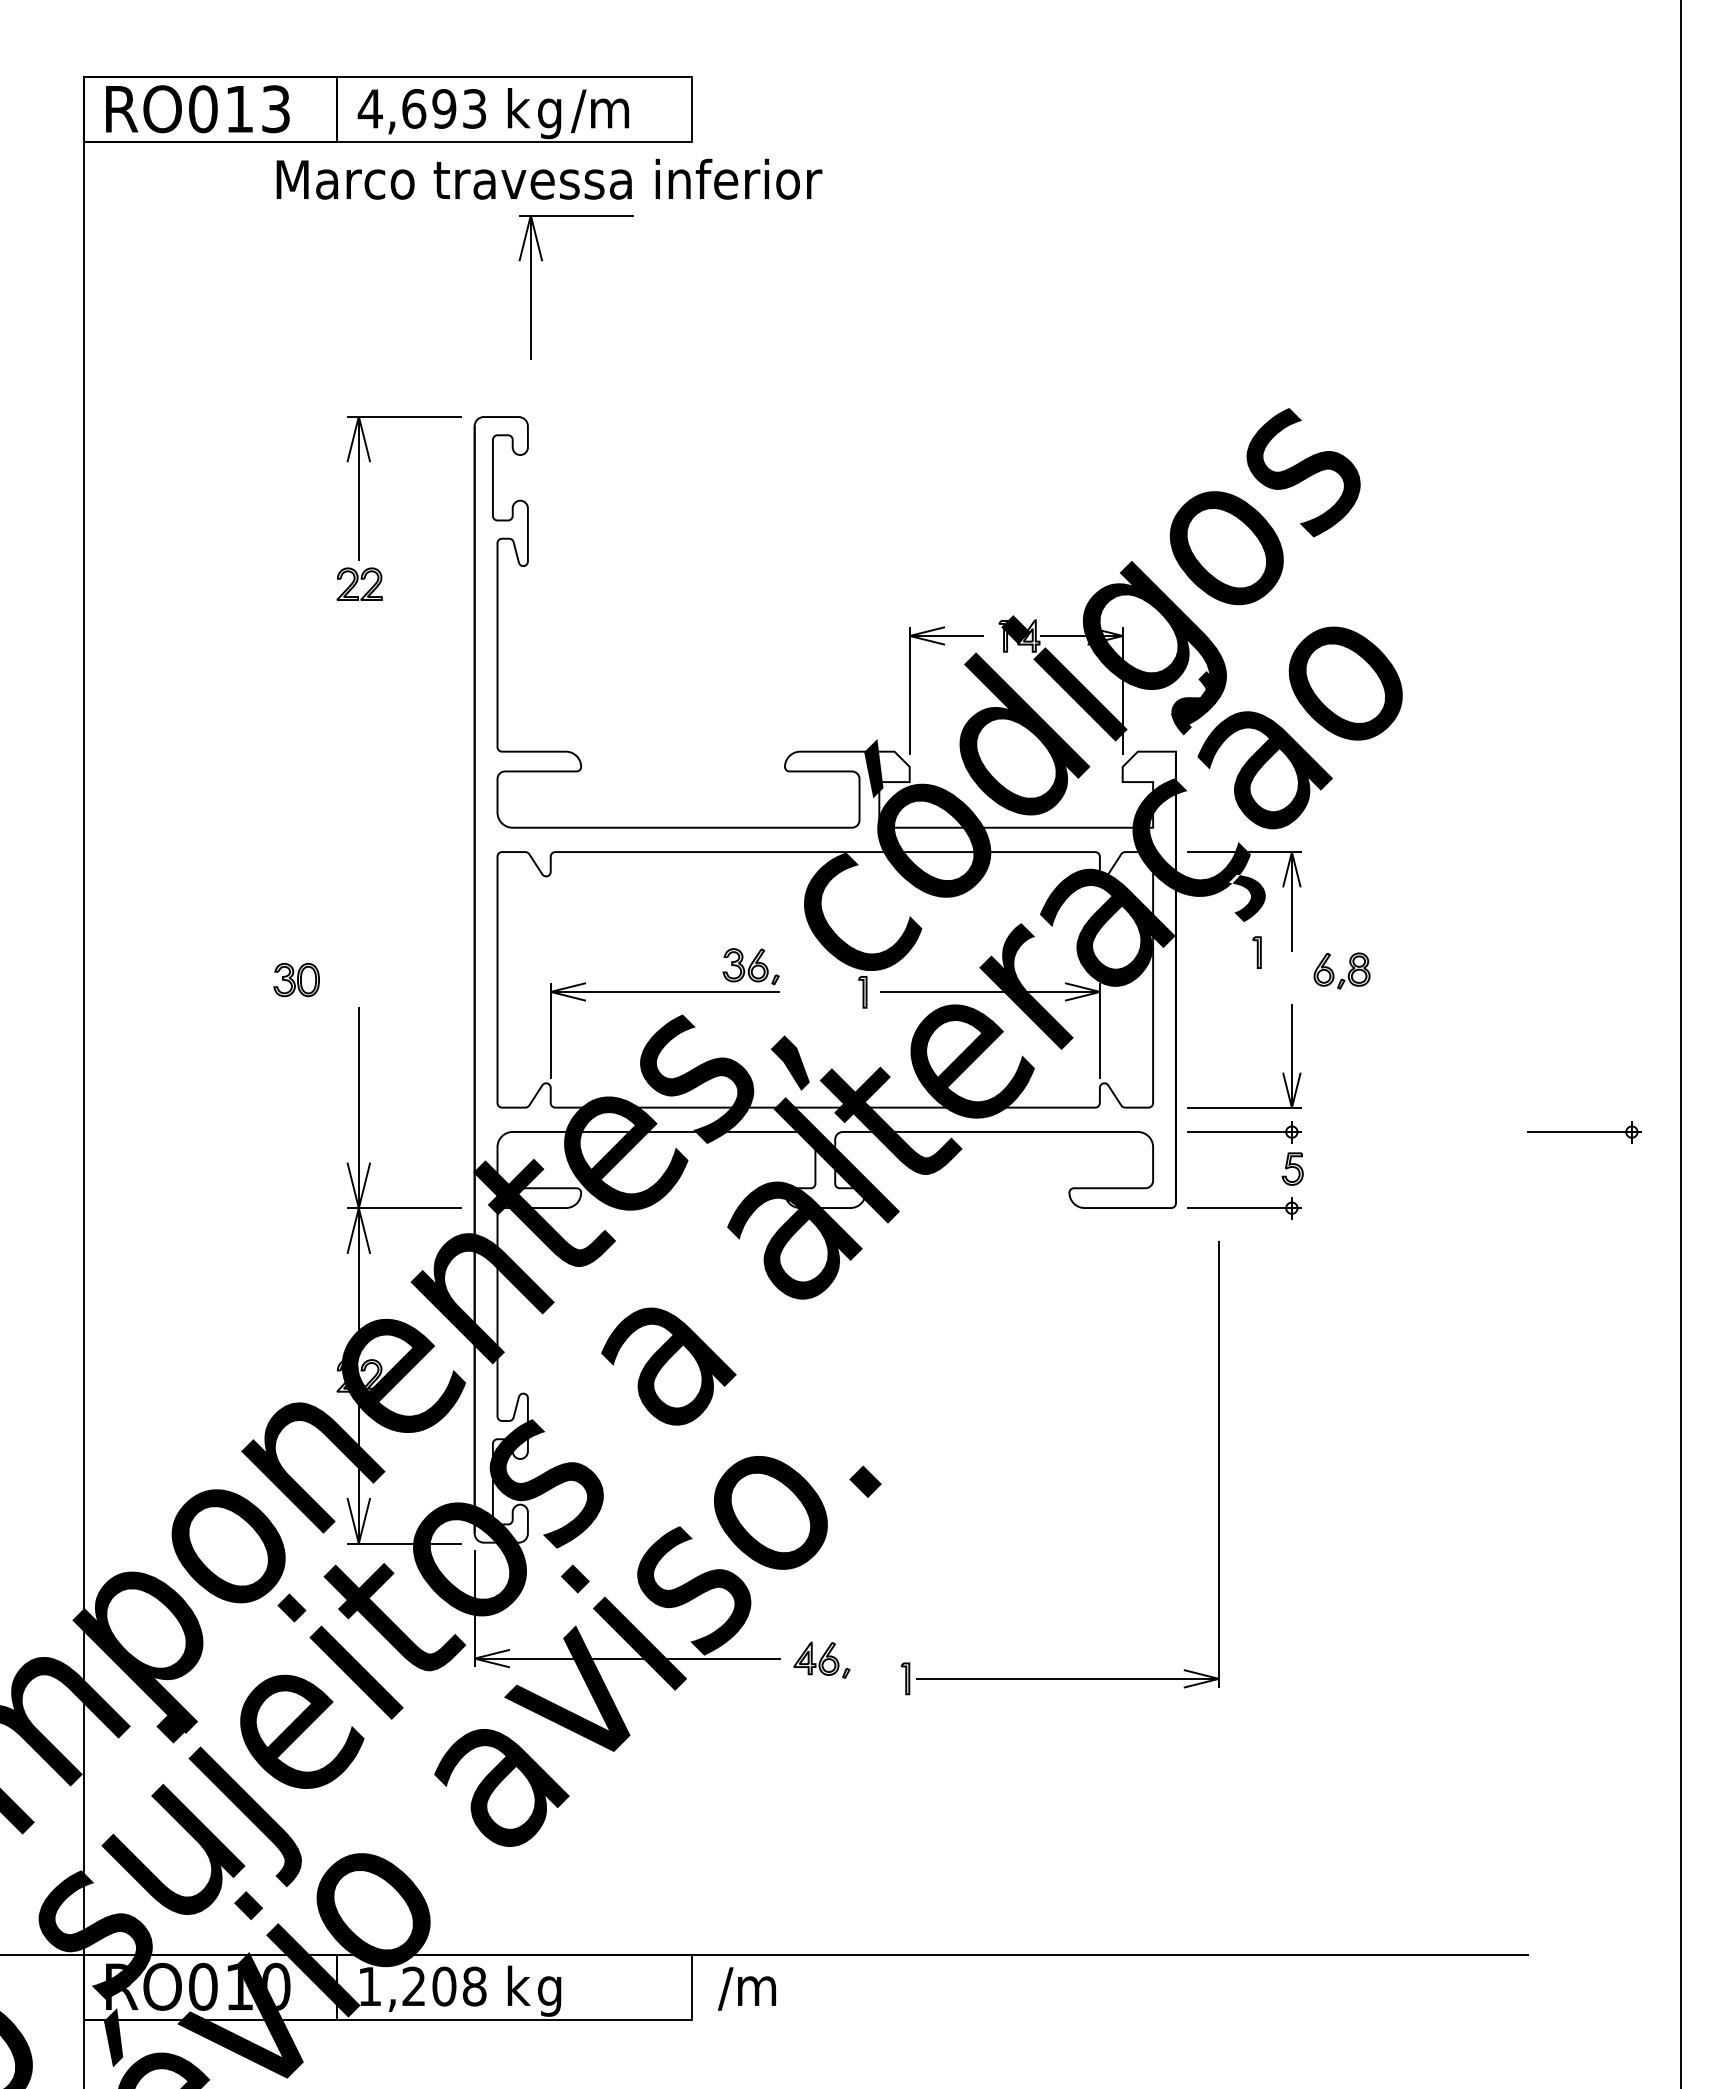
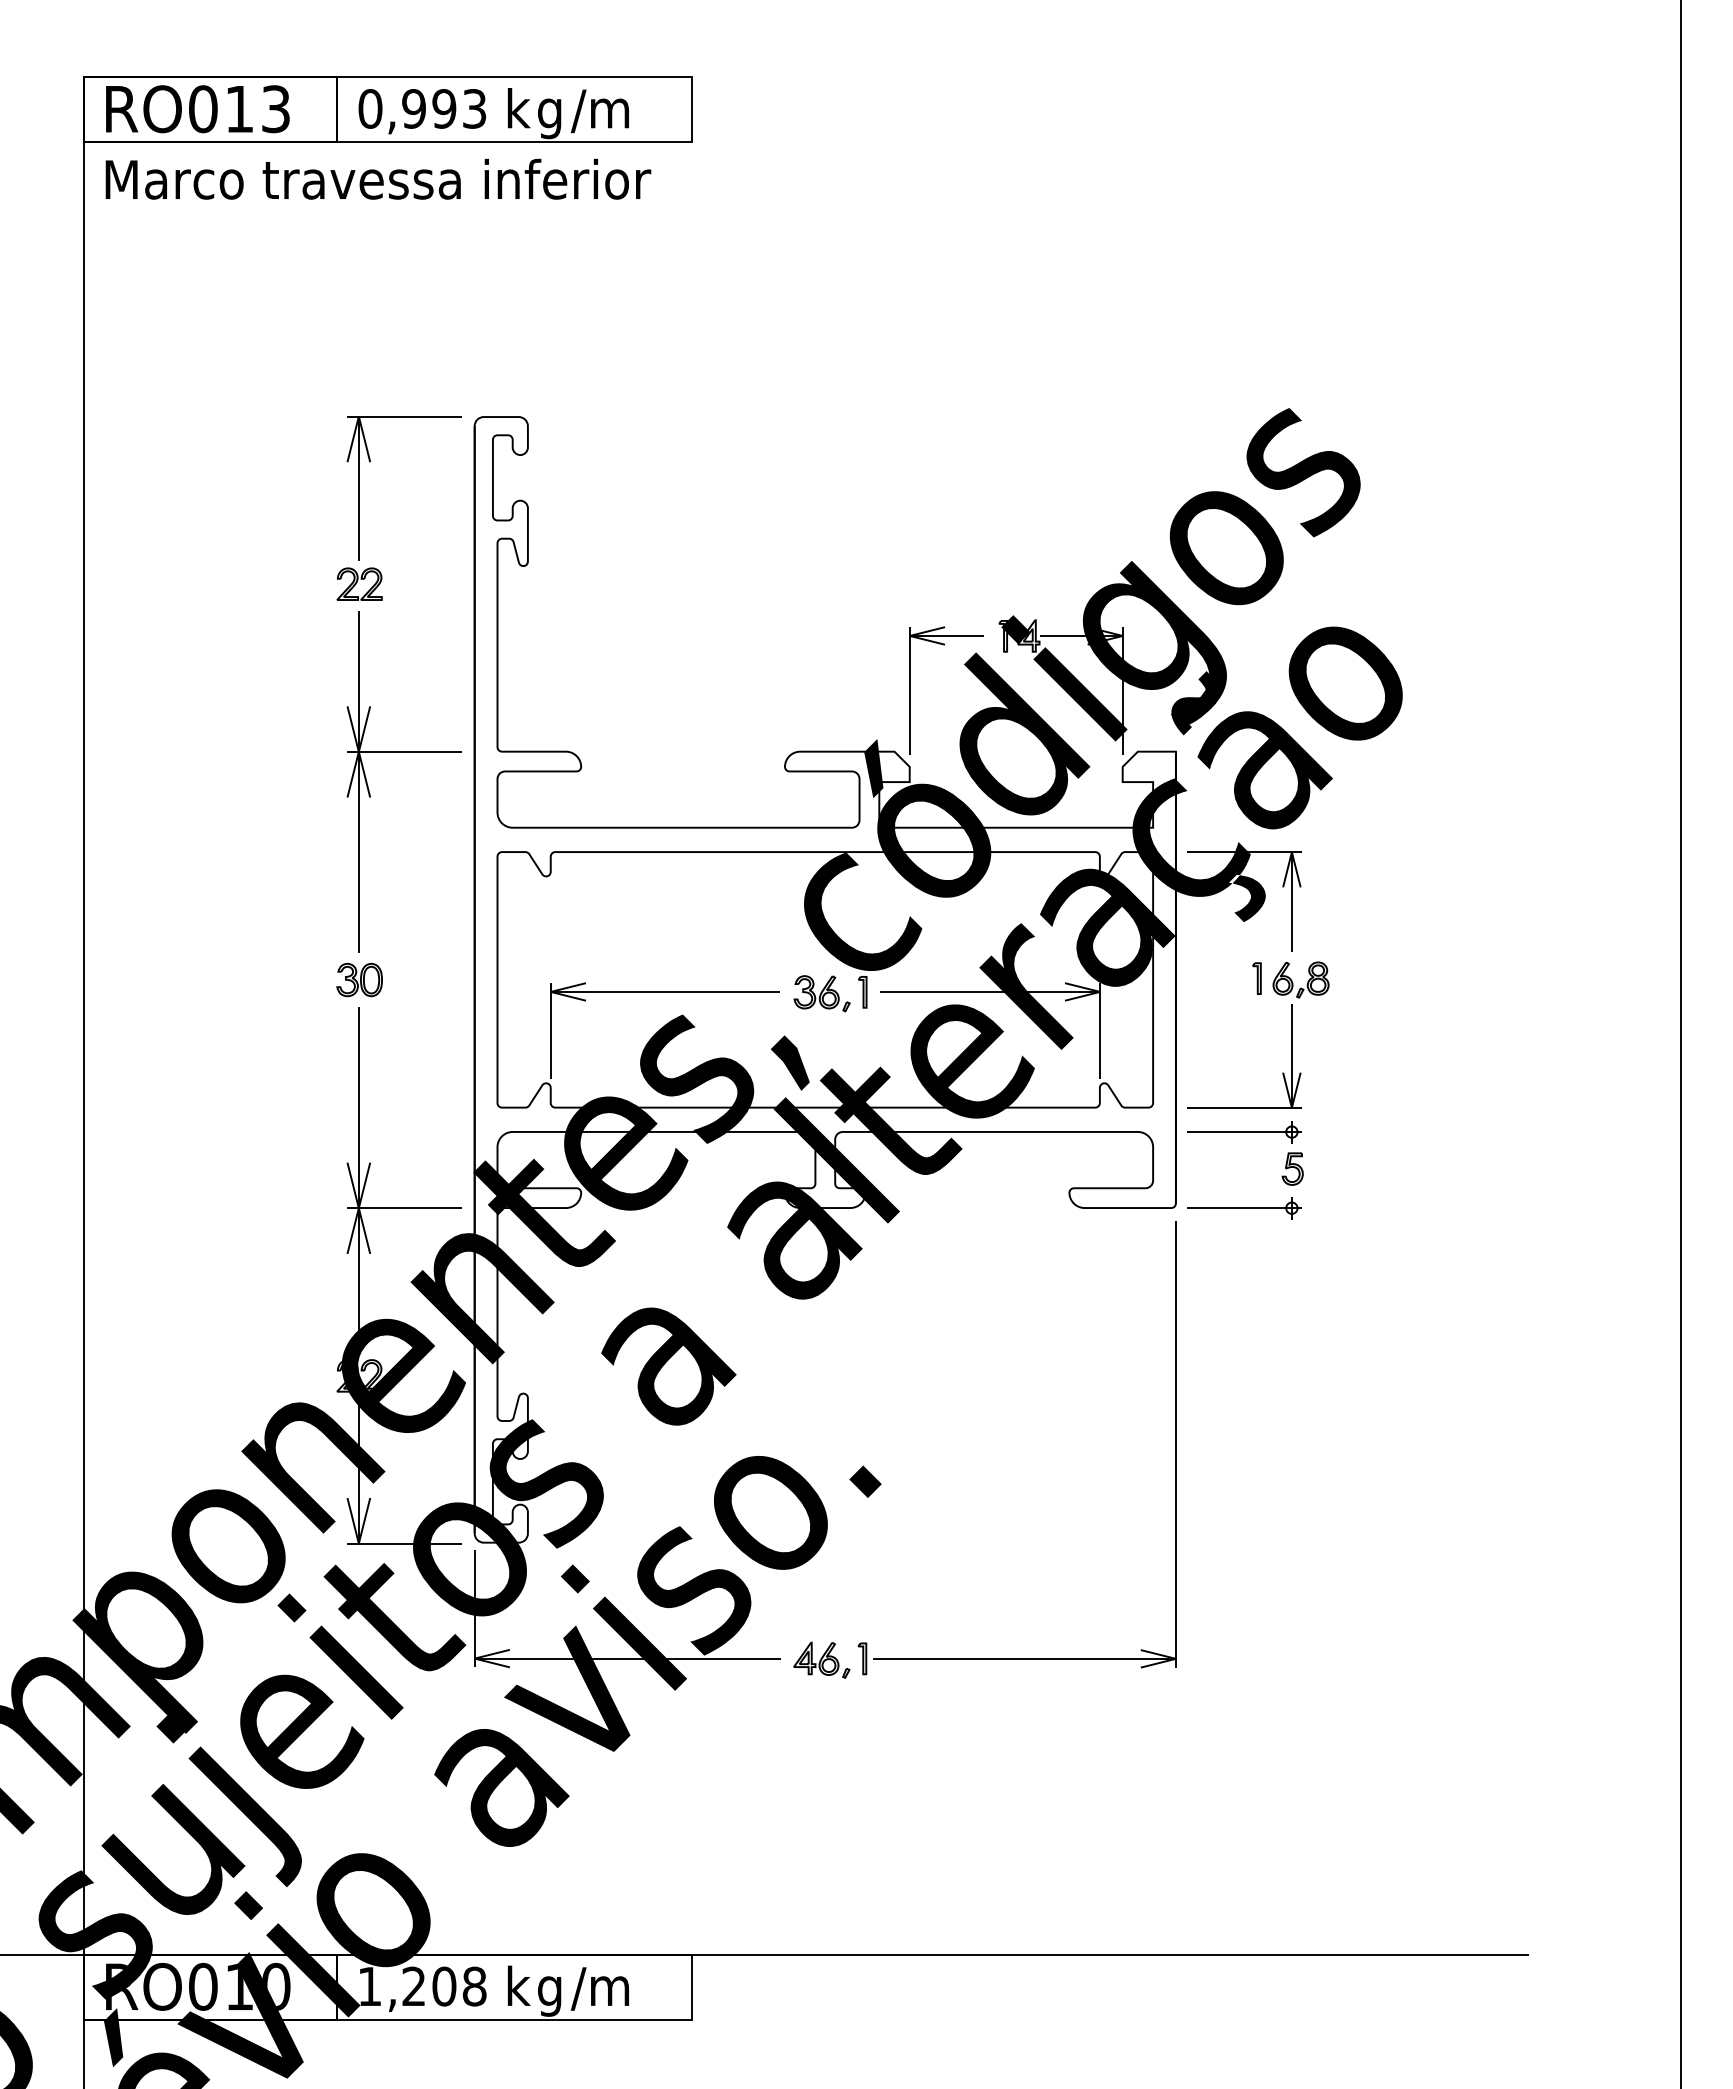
text: 4 -> 0 (369, 108)
text: 693 -> 993 (414, 108)
text position: (549, 178) -> (378, 178) (378, 178)
part: present -> none (542, 261)
part: none -> present (403, 752)
part position: (1256, 952) -> (1256, 978) (1256, 978)
part position: (750, 966) -> (821, 993) (821, 993)
part position: (1348, 972) -> (1307, 981) (1307, 981)
part position: (296, 980) -> (359, 980) (359, 980)
part: present -> none (1584, 1132)
part position: (1218, 1468) -> (1175, 1448) (1175, 1448)
text position: (746, 1988) -> (599, 1988) (599, 1988)
